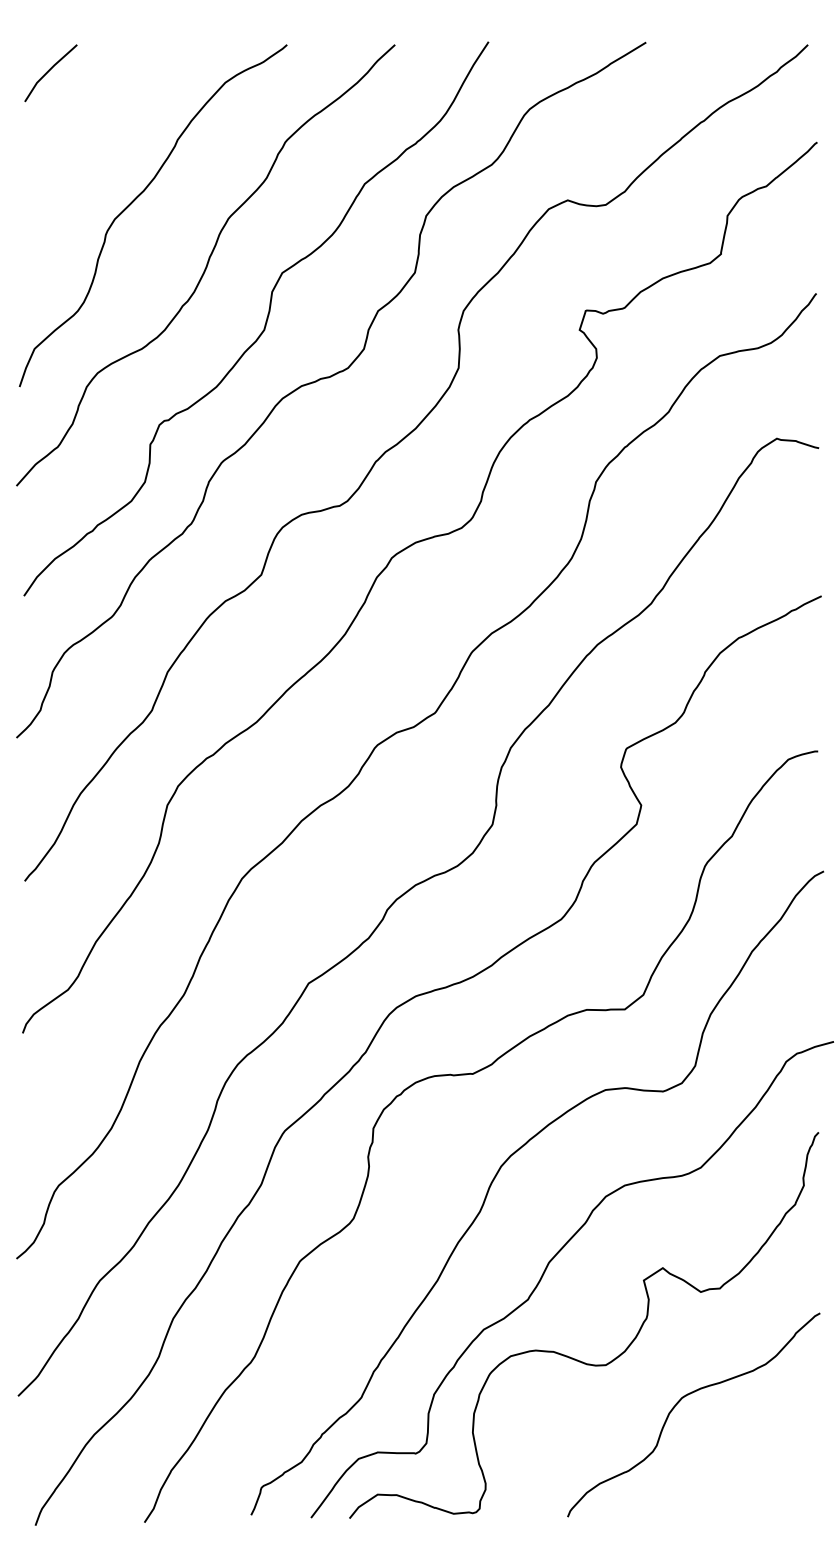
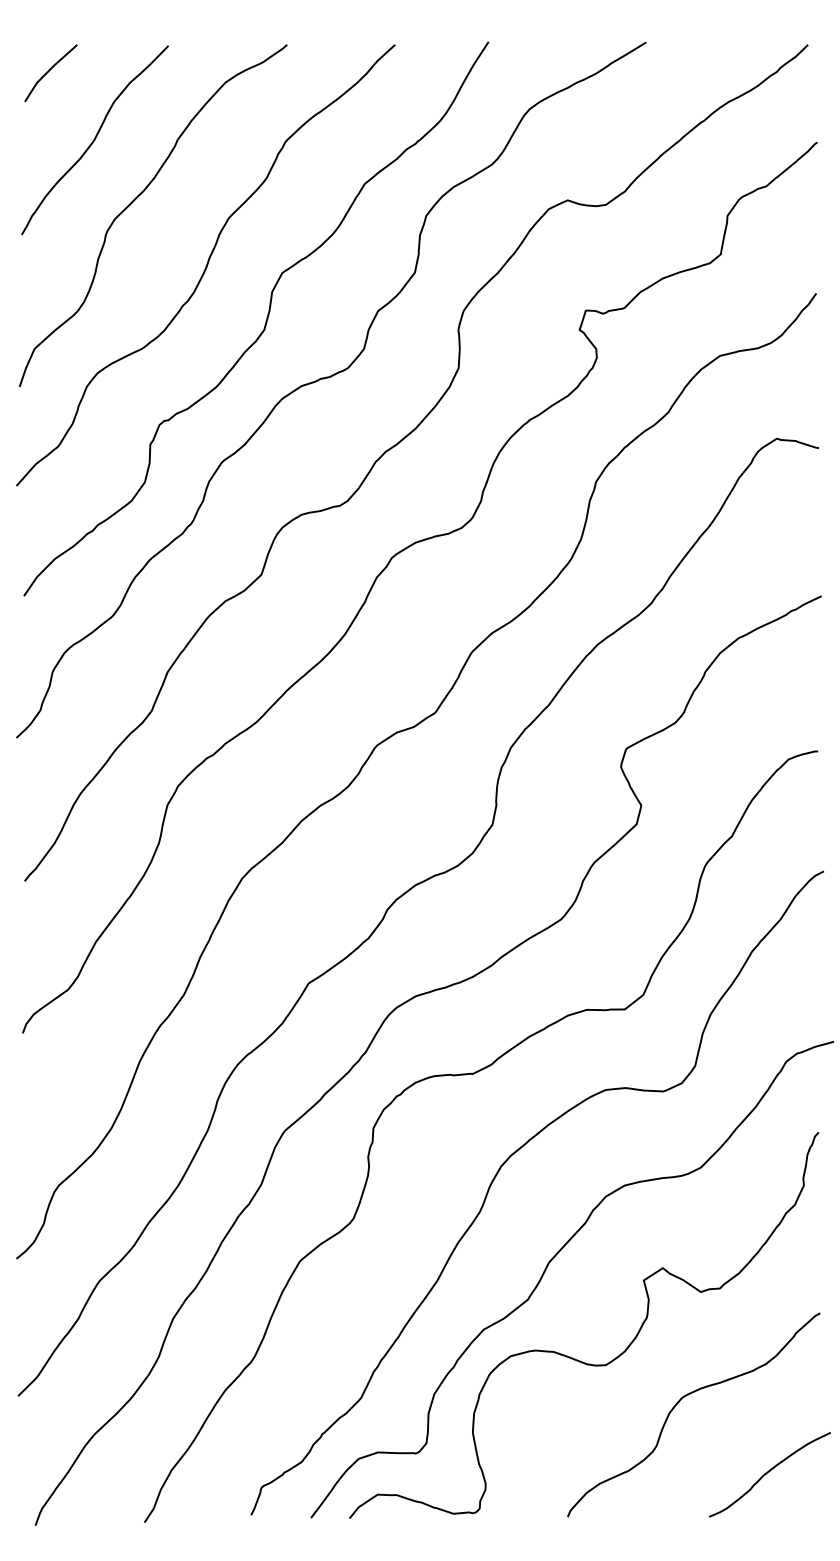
curve: none -> present (94, 140)
curve: none -> present (769, 1472)
